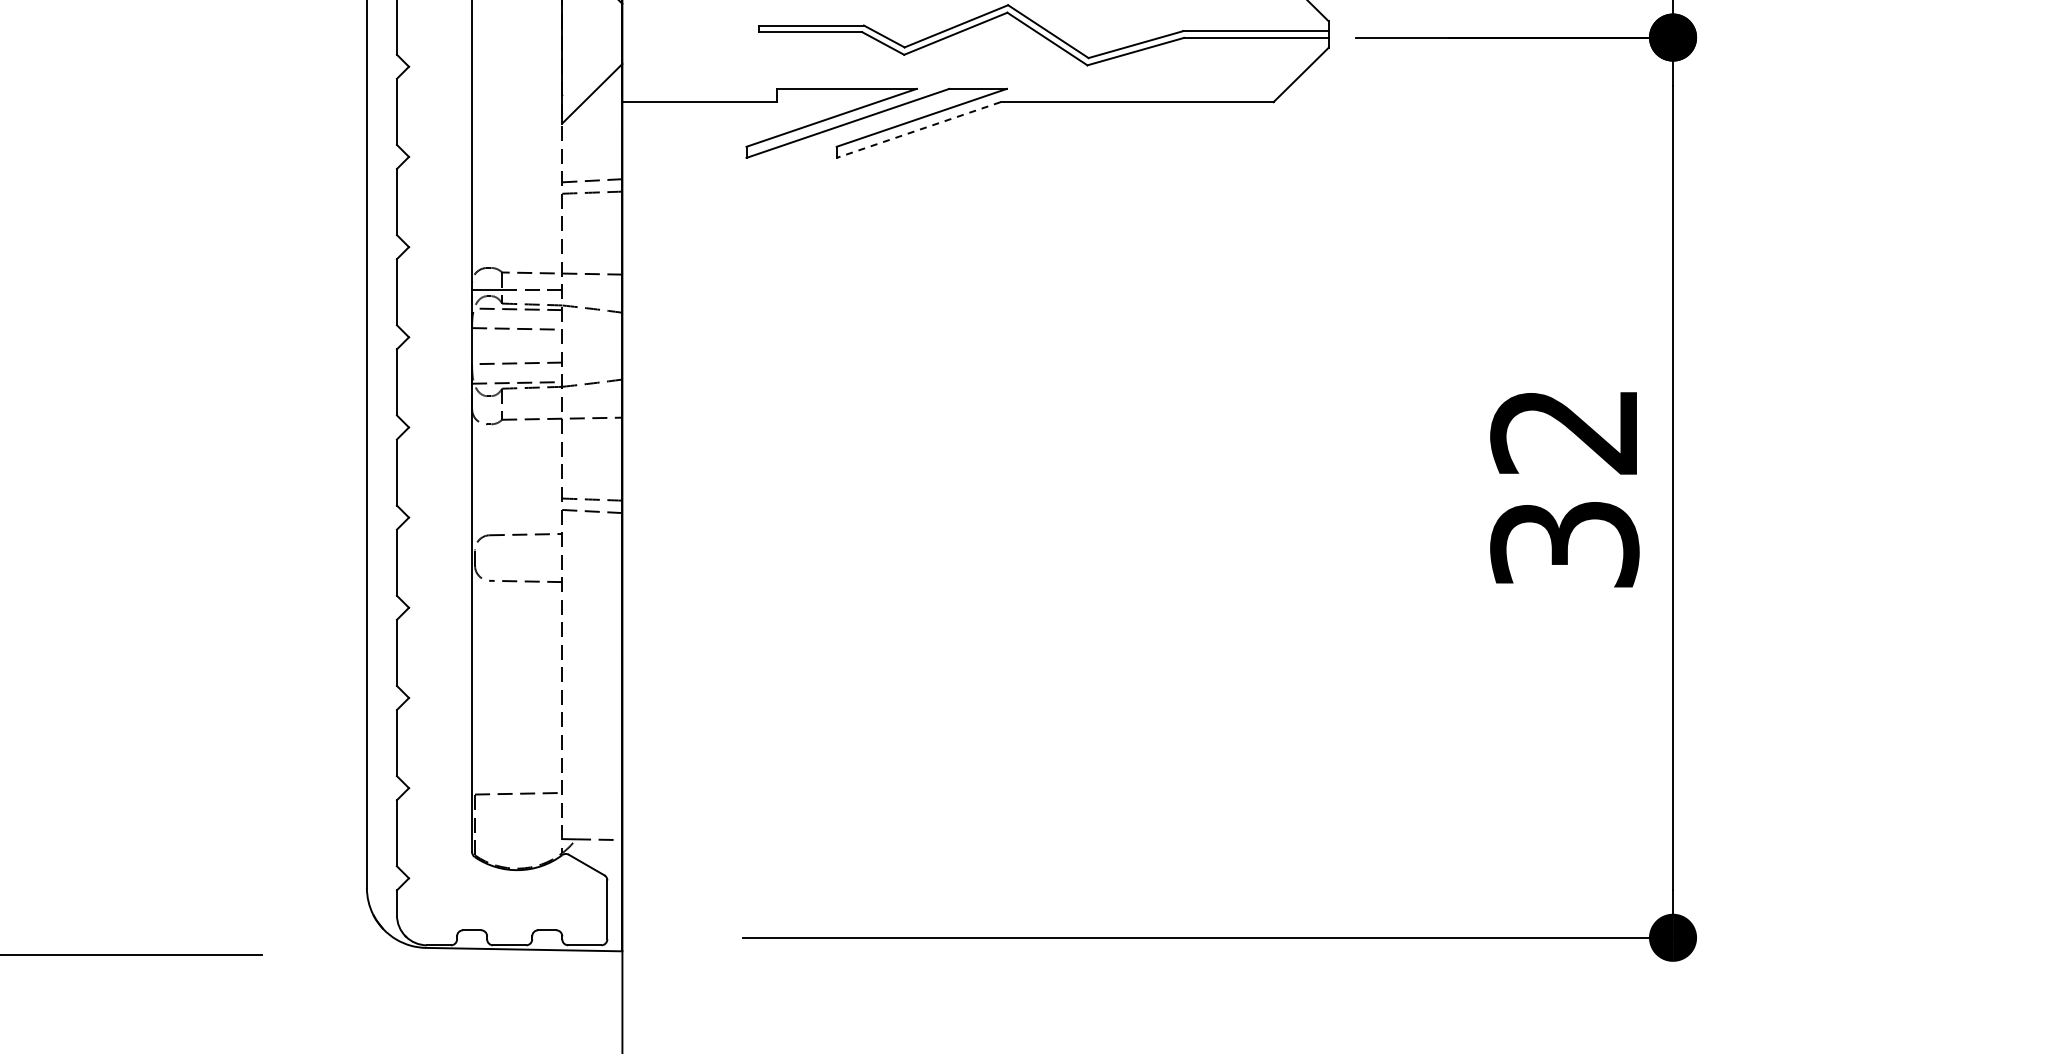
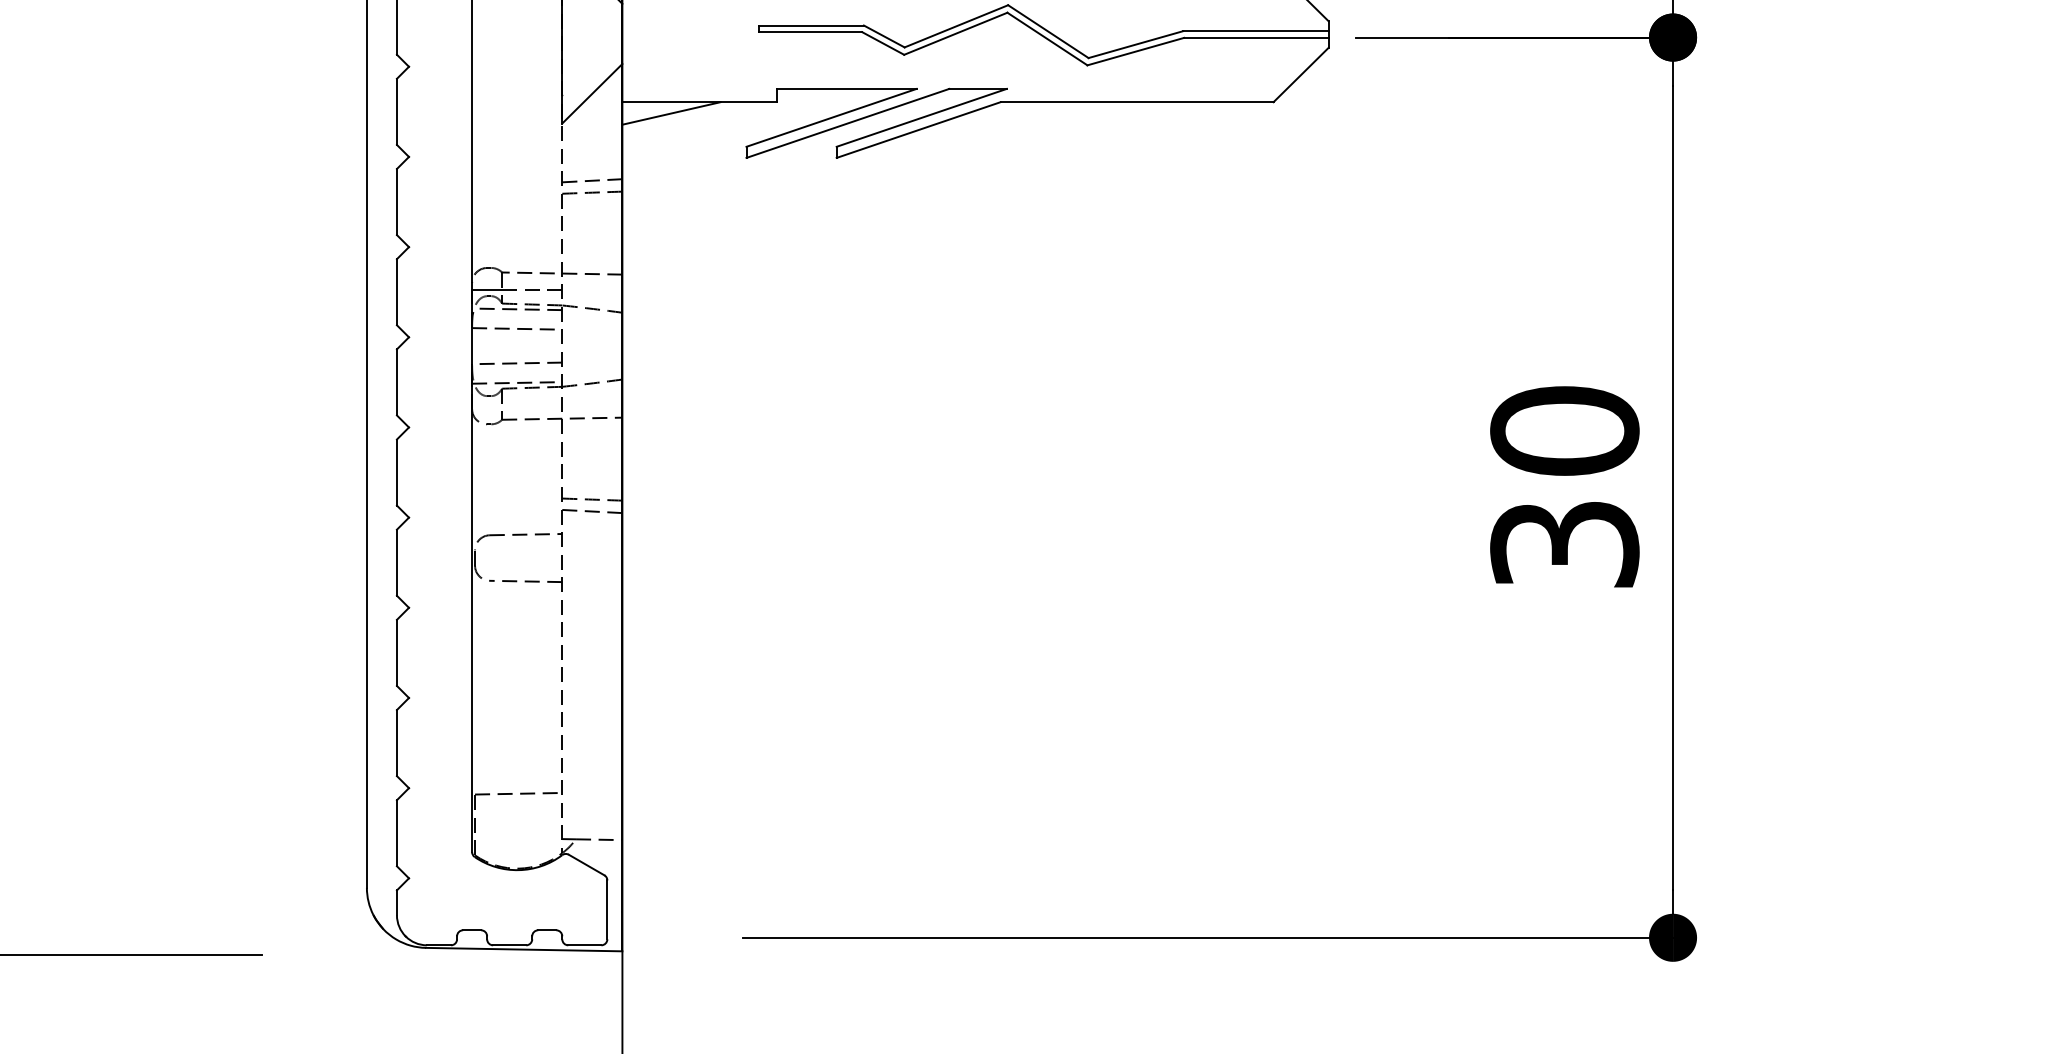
line: none -> present (671, 113)
line: dashed -> solid (918, 130)
text: 32 -> 30 (1564, 430)
